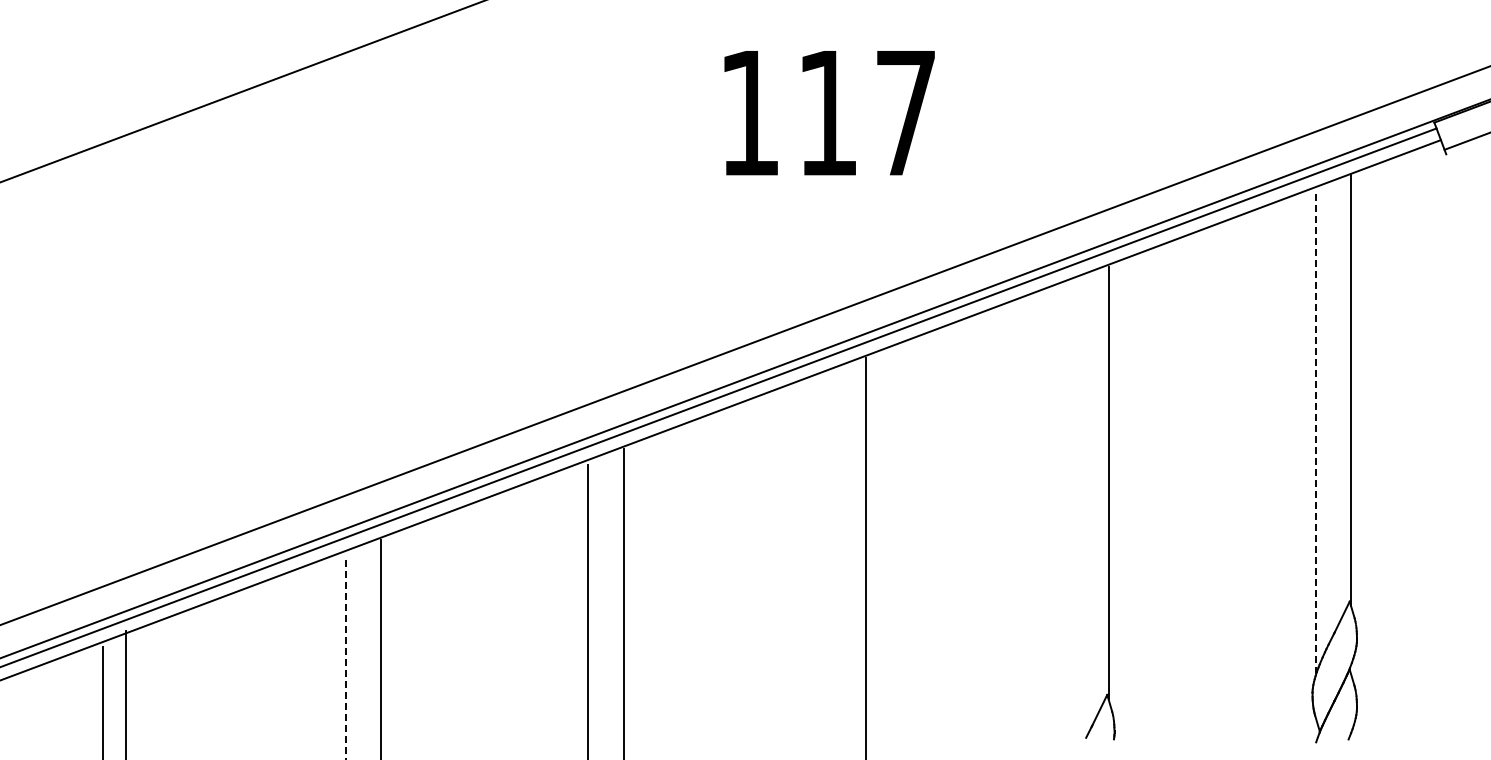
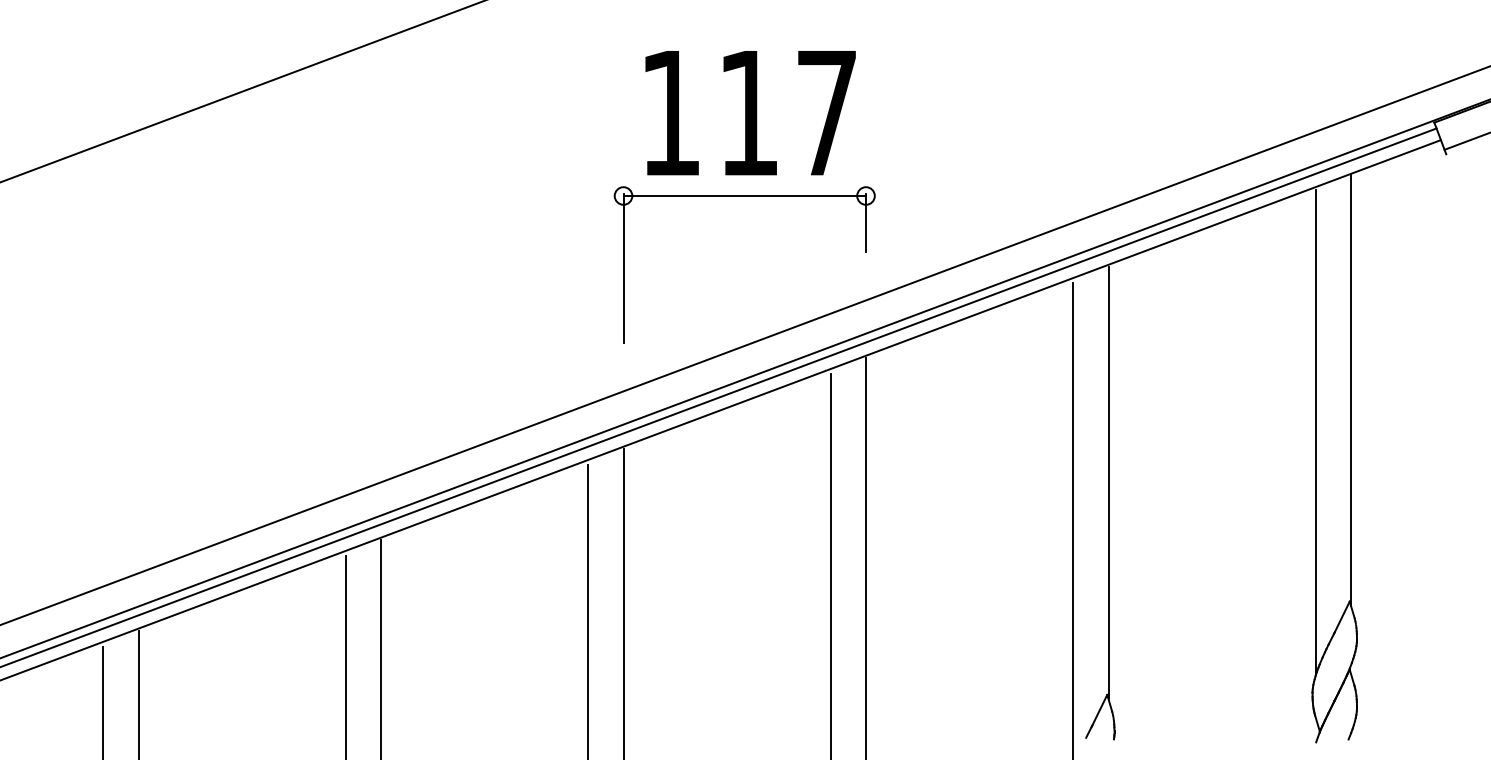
text position: (829, 113) -> (750, 113) (750, 113)
part: none -> present (744, 196)
line: dashed -> solid (1315, 431)
line: none -> present (1073, 519)
line: none -> present (830, 565)
line: dashed -> solid (345, 657)
line position: (125, 693) -> (138, 693) (138, 693)
